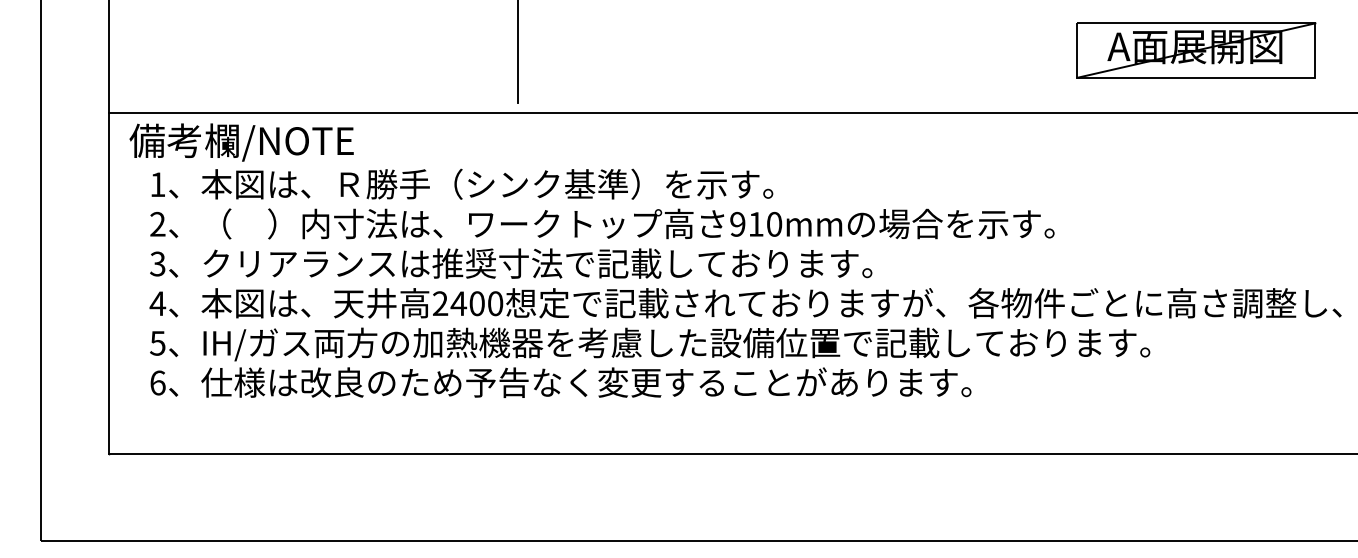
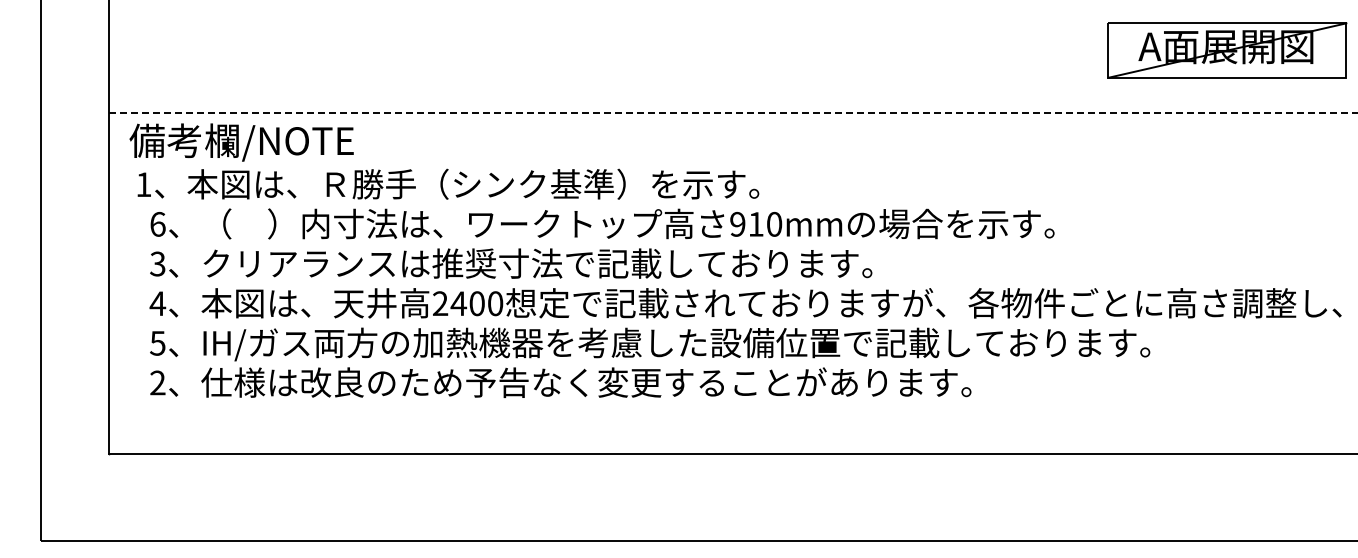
part position: (1196, 50) -> (1227, 50) (1227, 50)
line: present -> none (517, 52)
line: solid -> dashed (733, 112)
text position: (462, 183) -> (448, 183) (448, 183)
text: 2 -> 6 (157, 223)
text: 6 -> 2 (157, 382)
